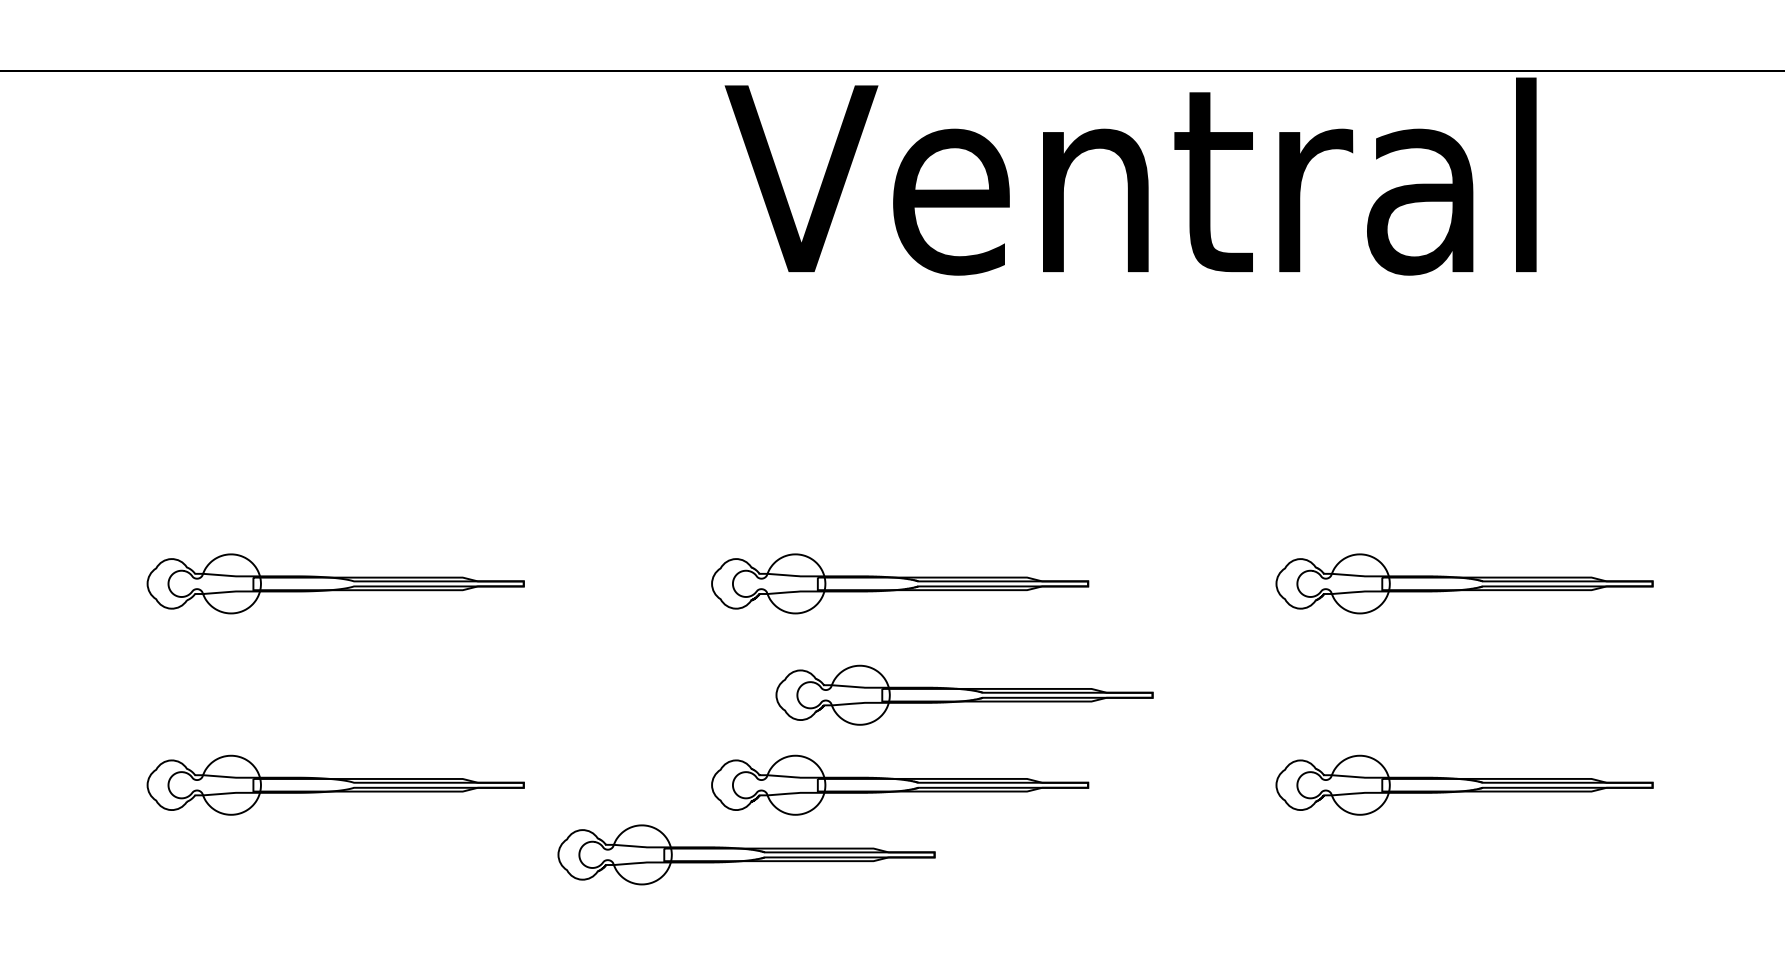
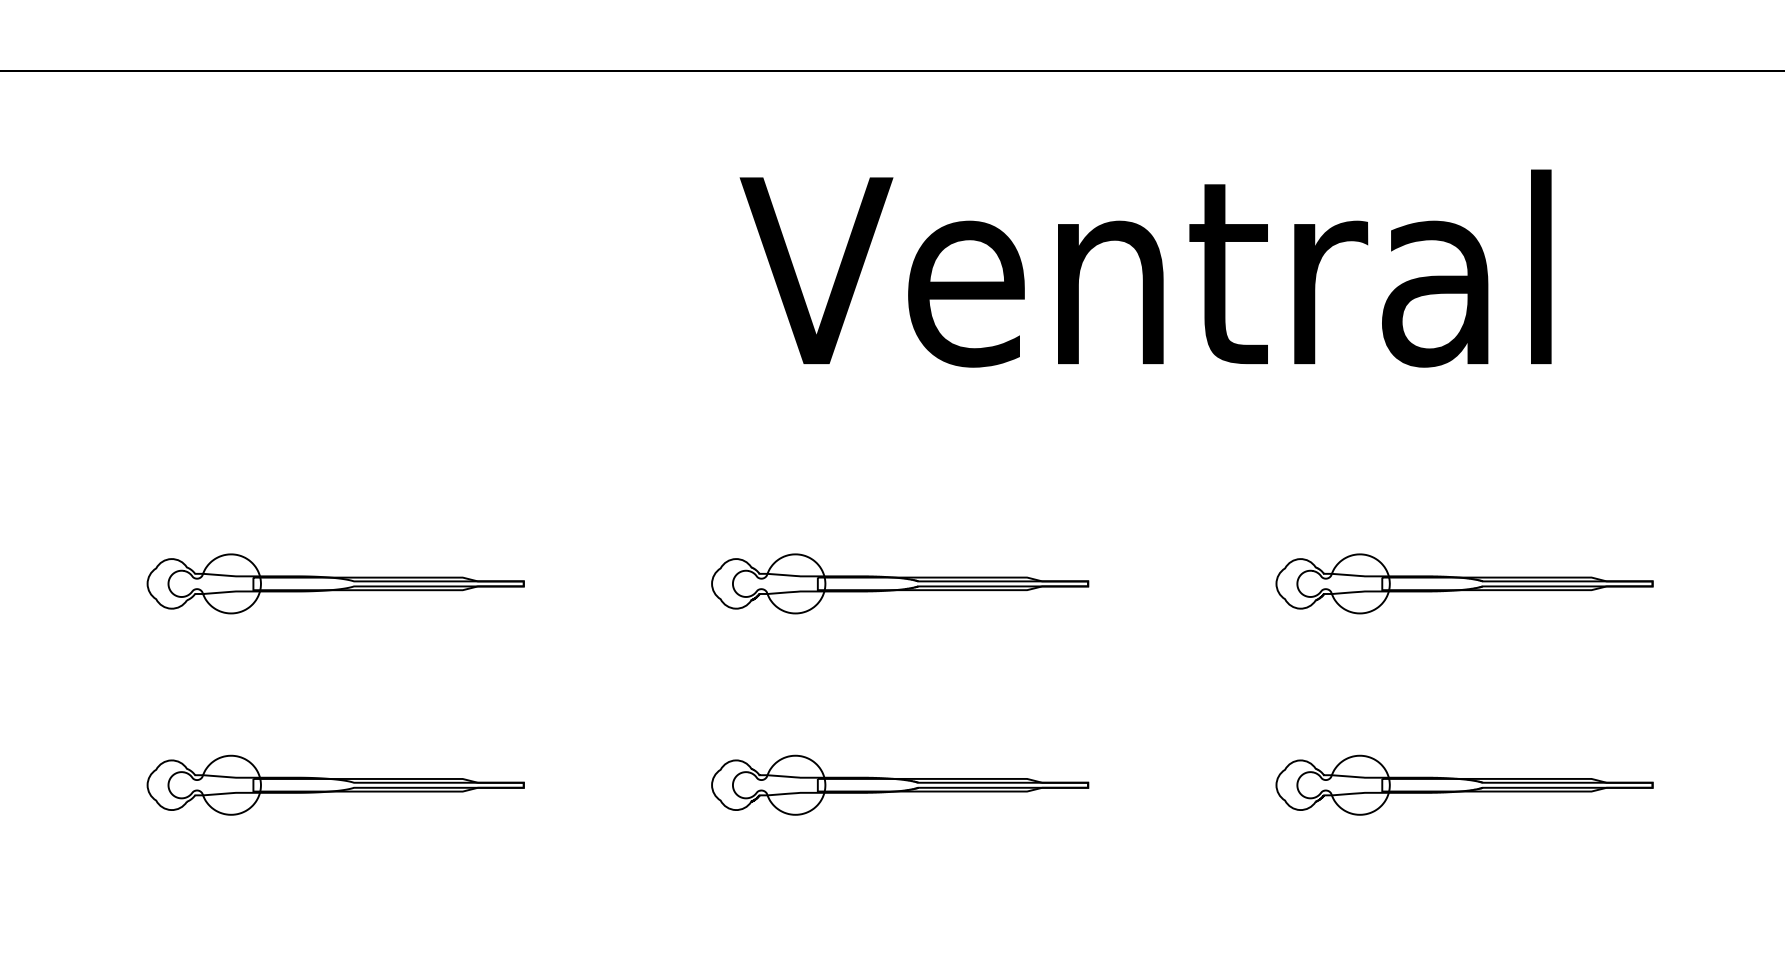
text position: (1130, 176) -> (1145, 268) (1145, 268)
part: present -> none (964, 694)
part: present -> none (746, 854)
